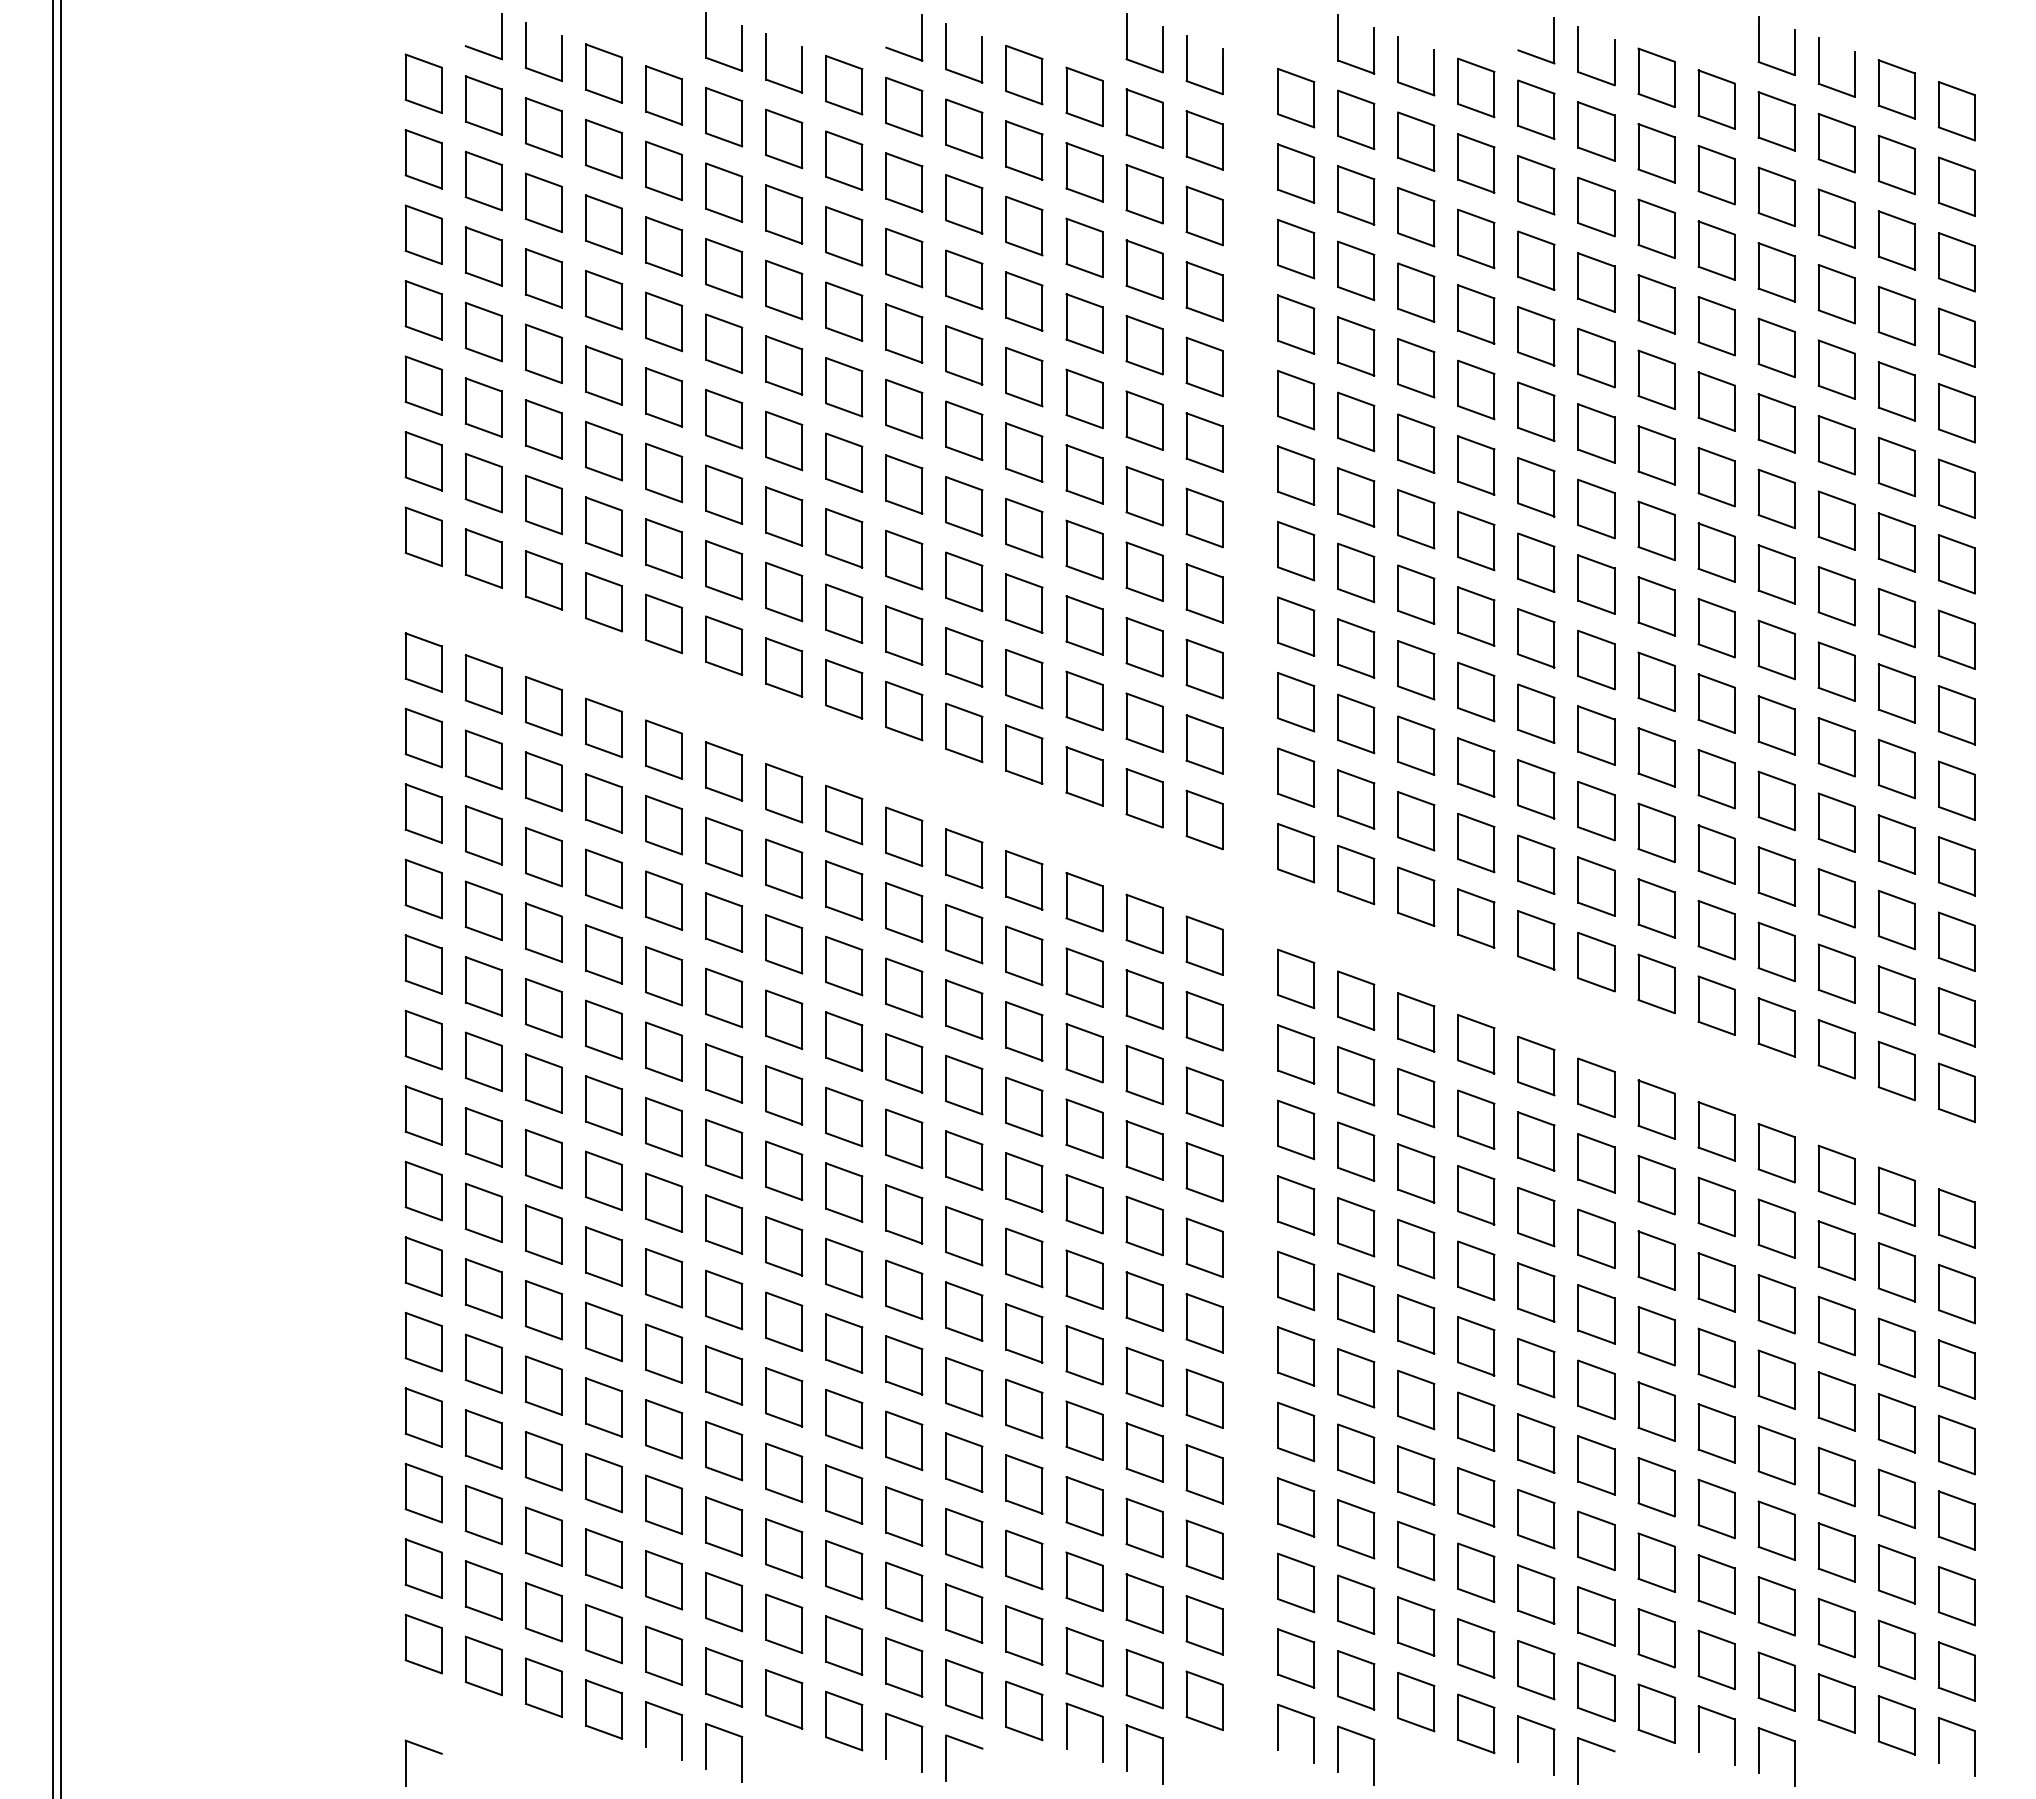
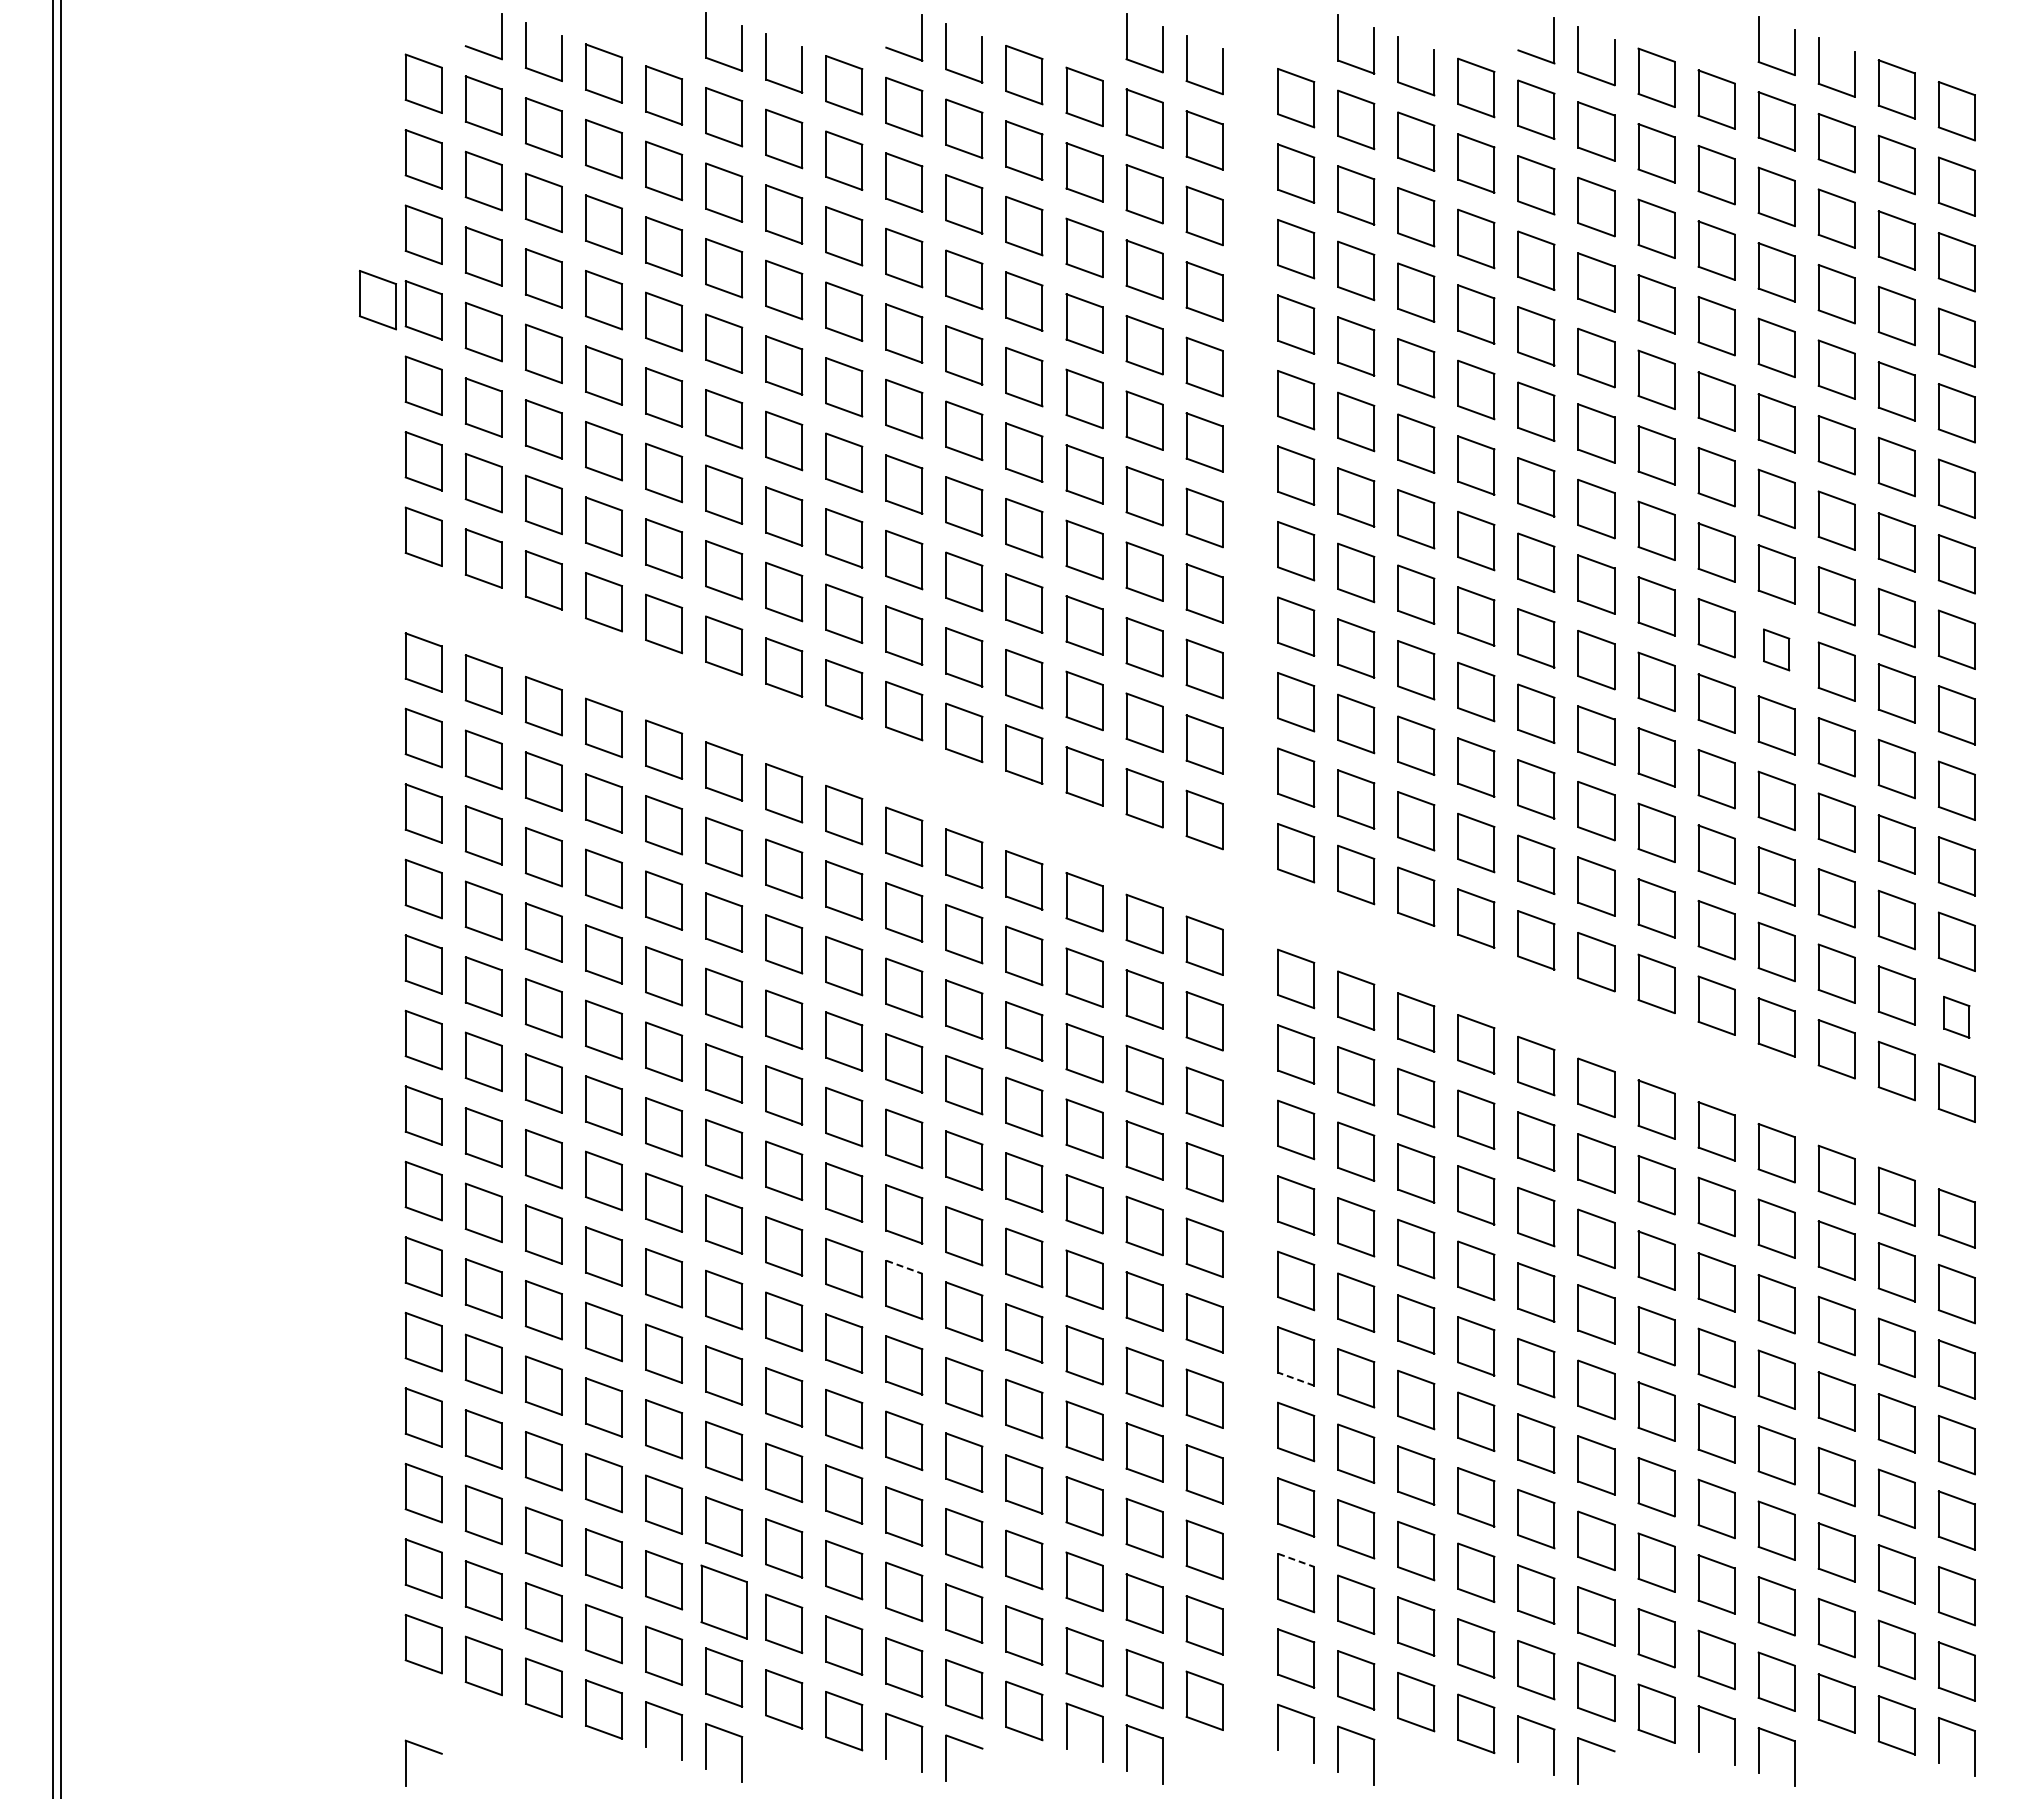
part: none -> present (377, 300)
part size: 39x62 px -> 28x44 px (1776, 649)
part size: 39x61 px -> 28x43 px (1956, 1017)
line: solid -> dashed (904, 1267)
line: solid -> dashed (1295, 1378)
line: solid -> dashed (1296, 1560)
part size: 39x62 px -> 48x76 px (723, 1601)
